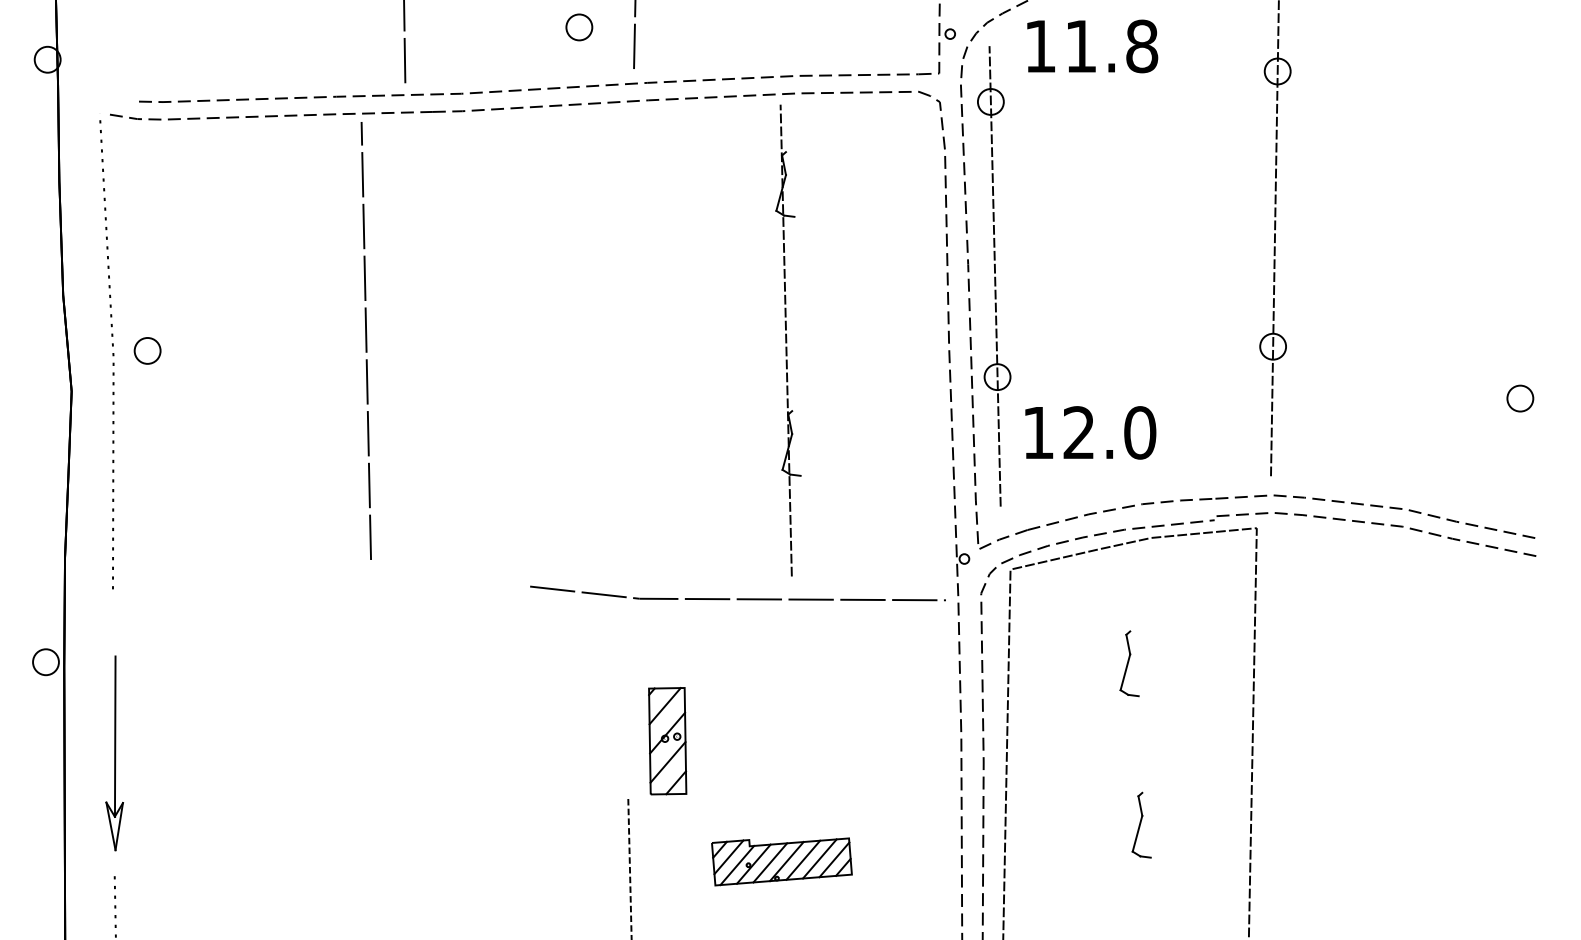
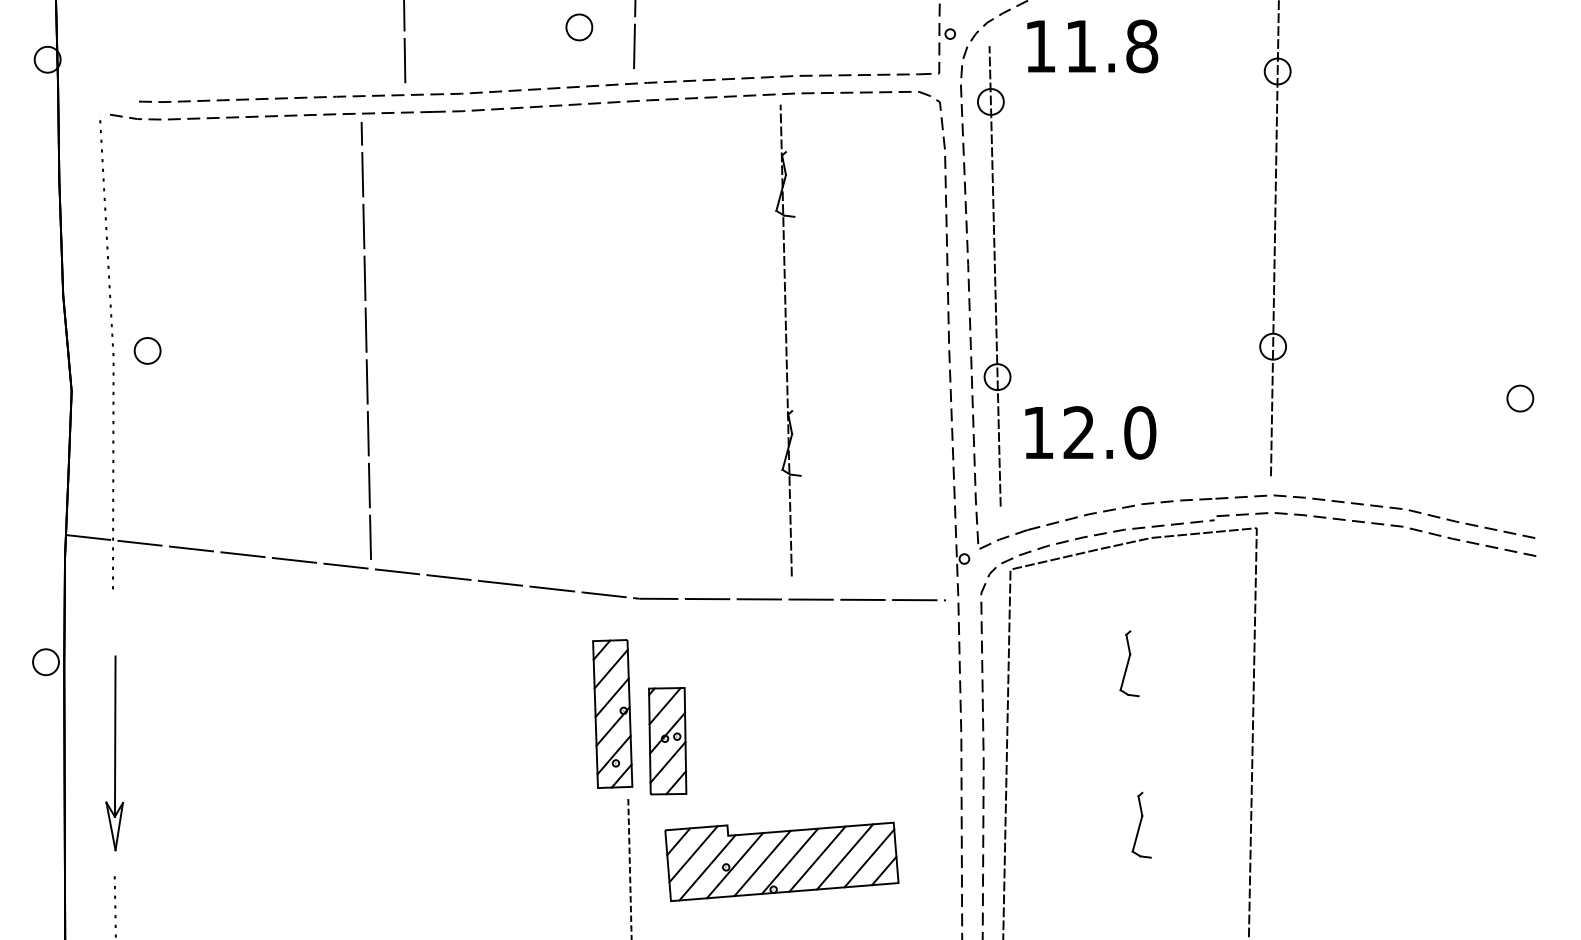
line: none -> present (297, 560)
part: none -> present (612, 713)
part size: 142x50 px -> 236x82 px (781, 861)
